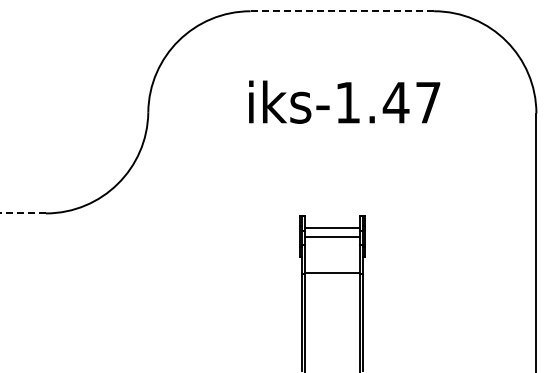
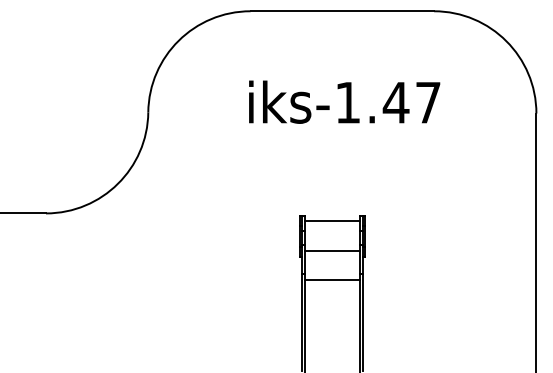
line: dashed -> solid (342, 11)
line: dashed -> solid (23, 213)
line position: (332, 227) -> (332, 220) (332, 220)
line position: (332, 237) -> (332, 251) (332, 251)
line position: (332, 273) -> (332, 280) (332, 280)
